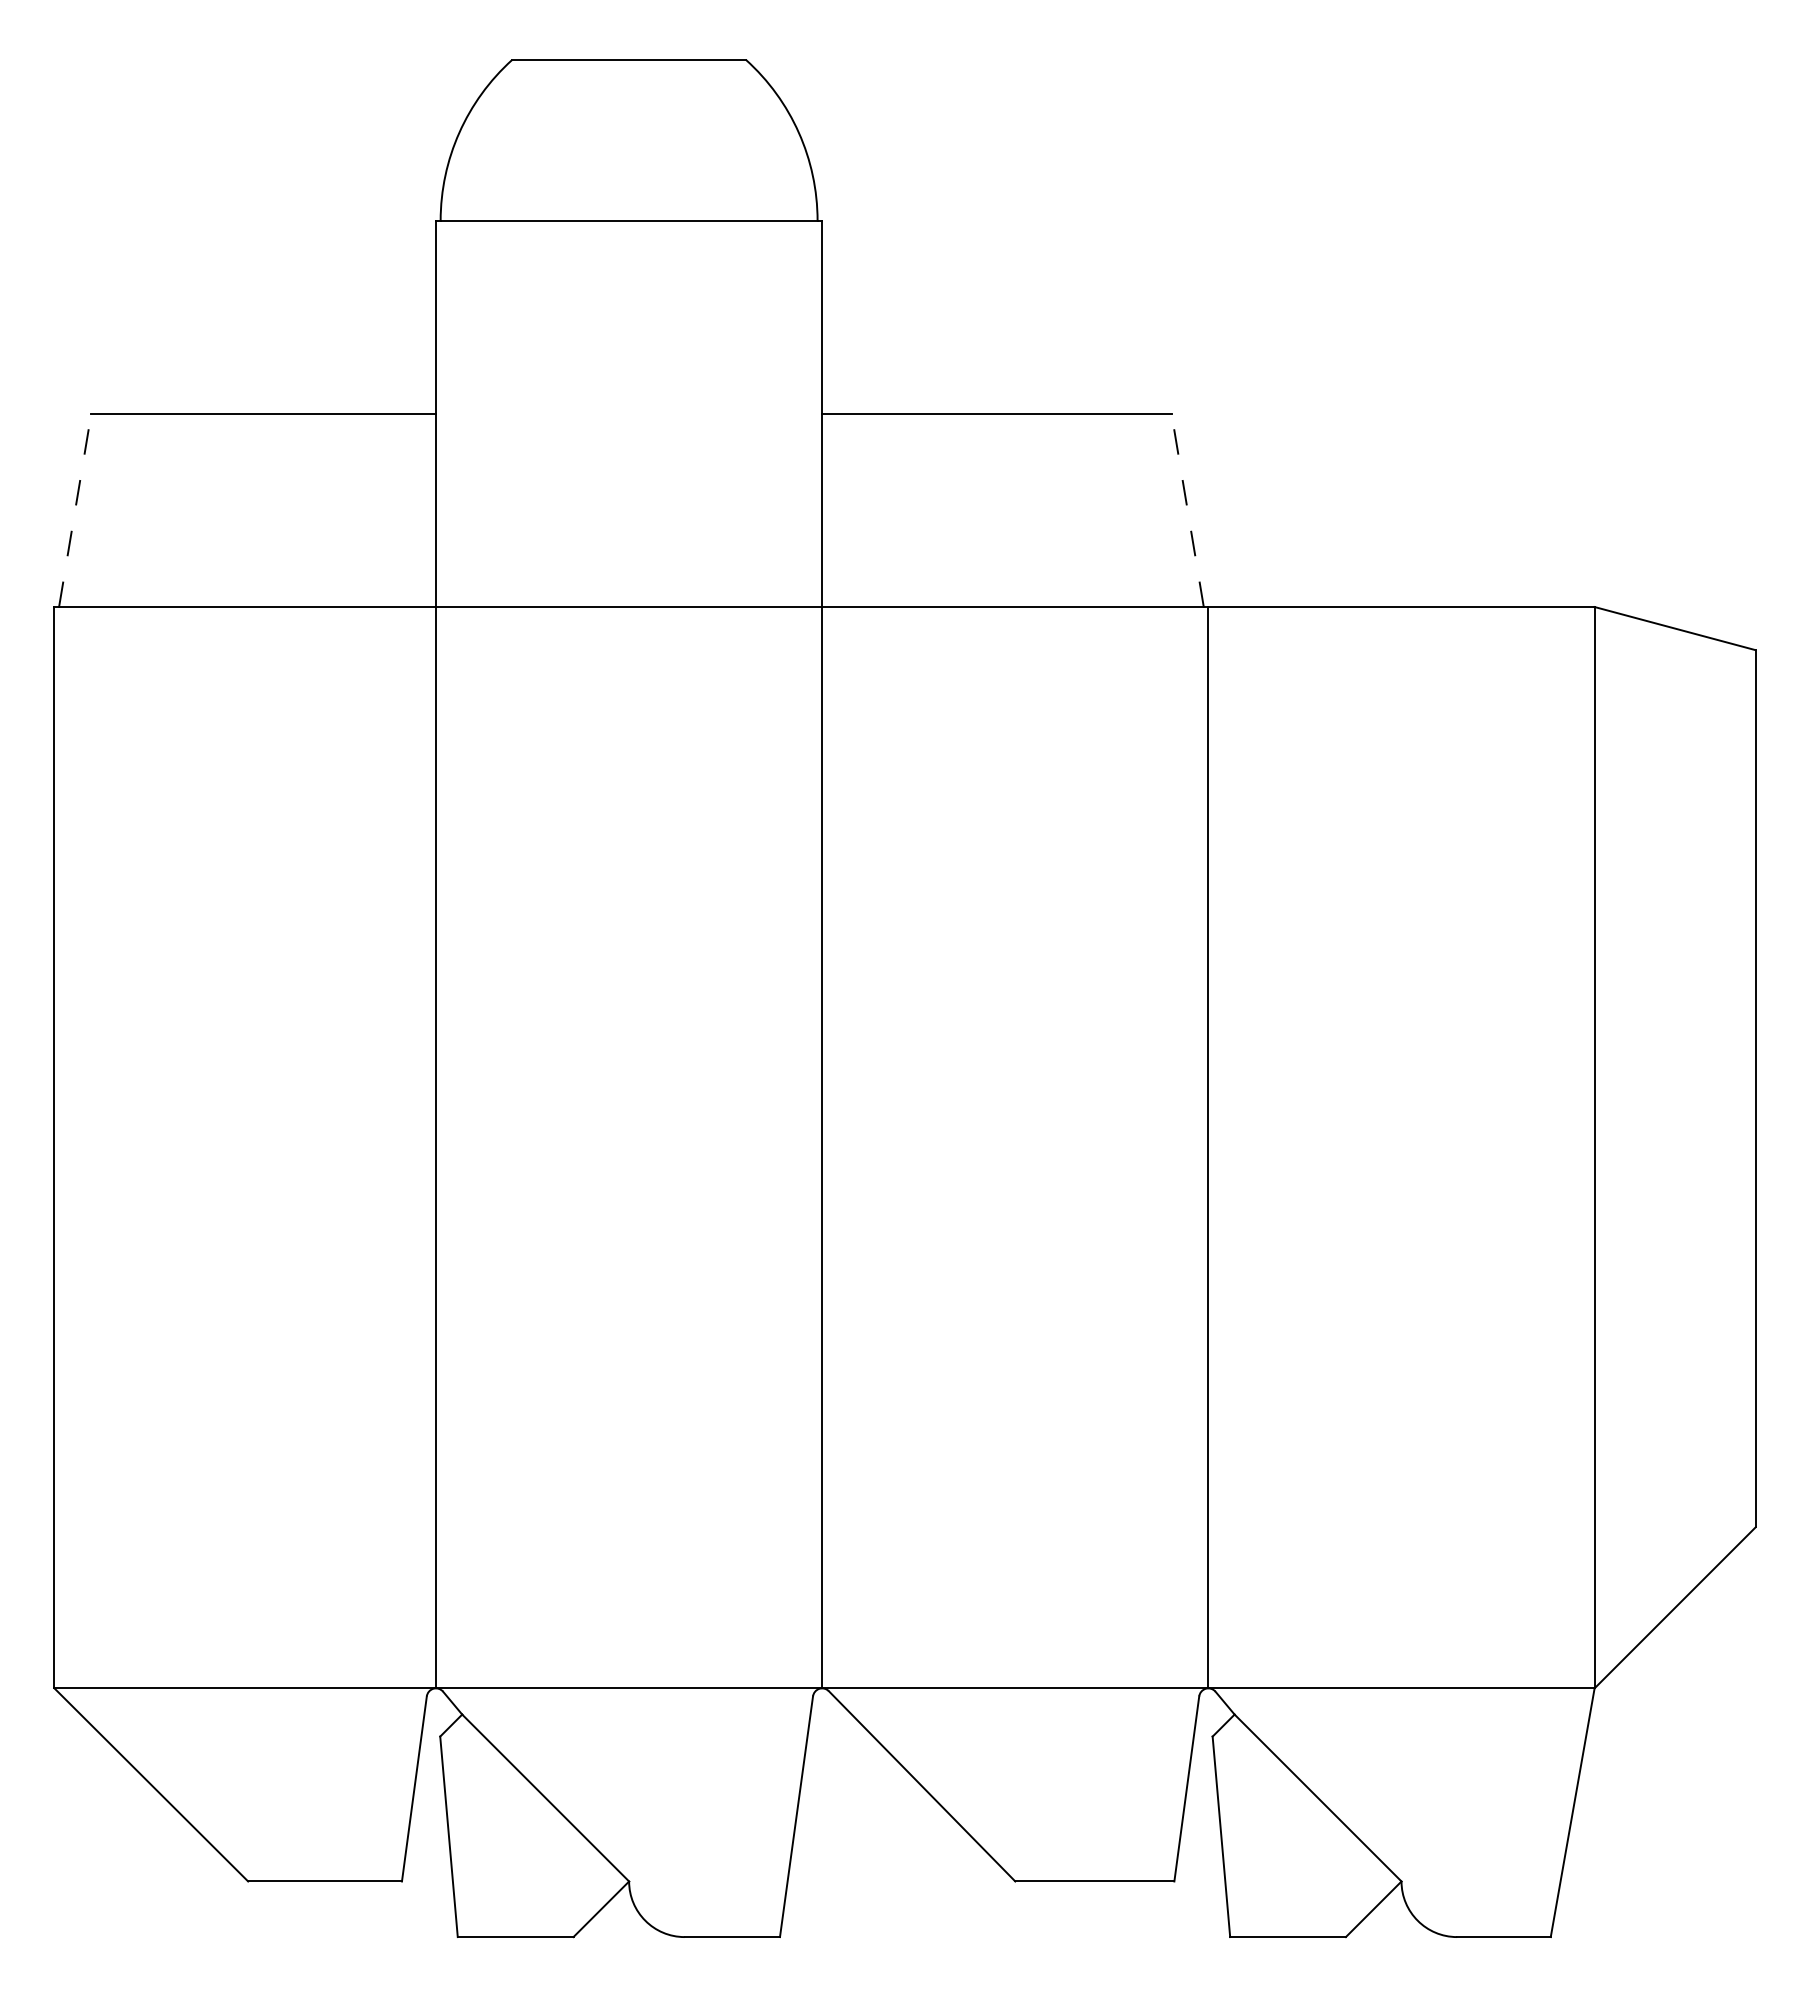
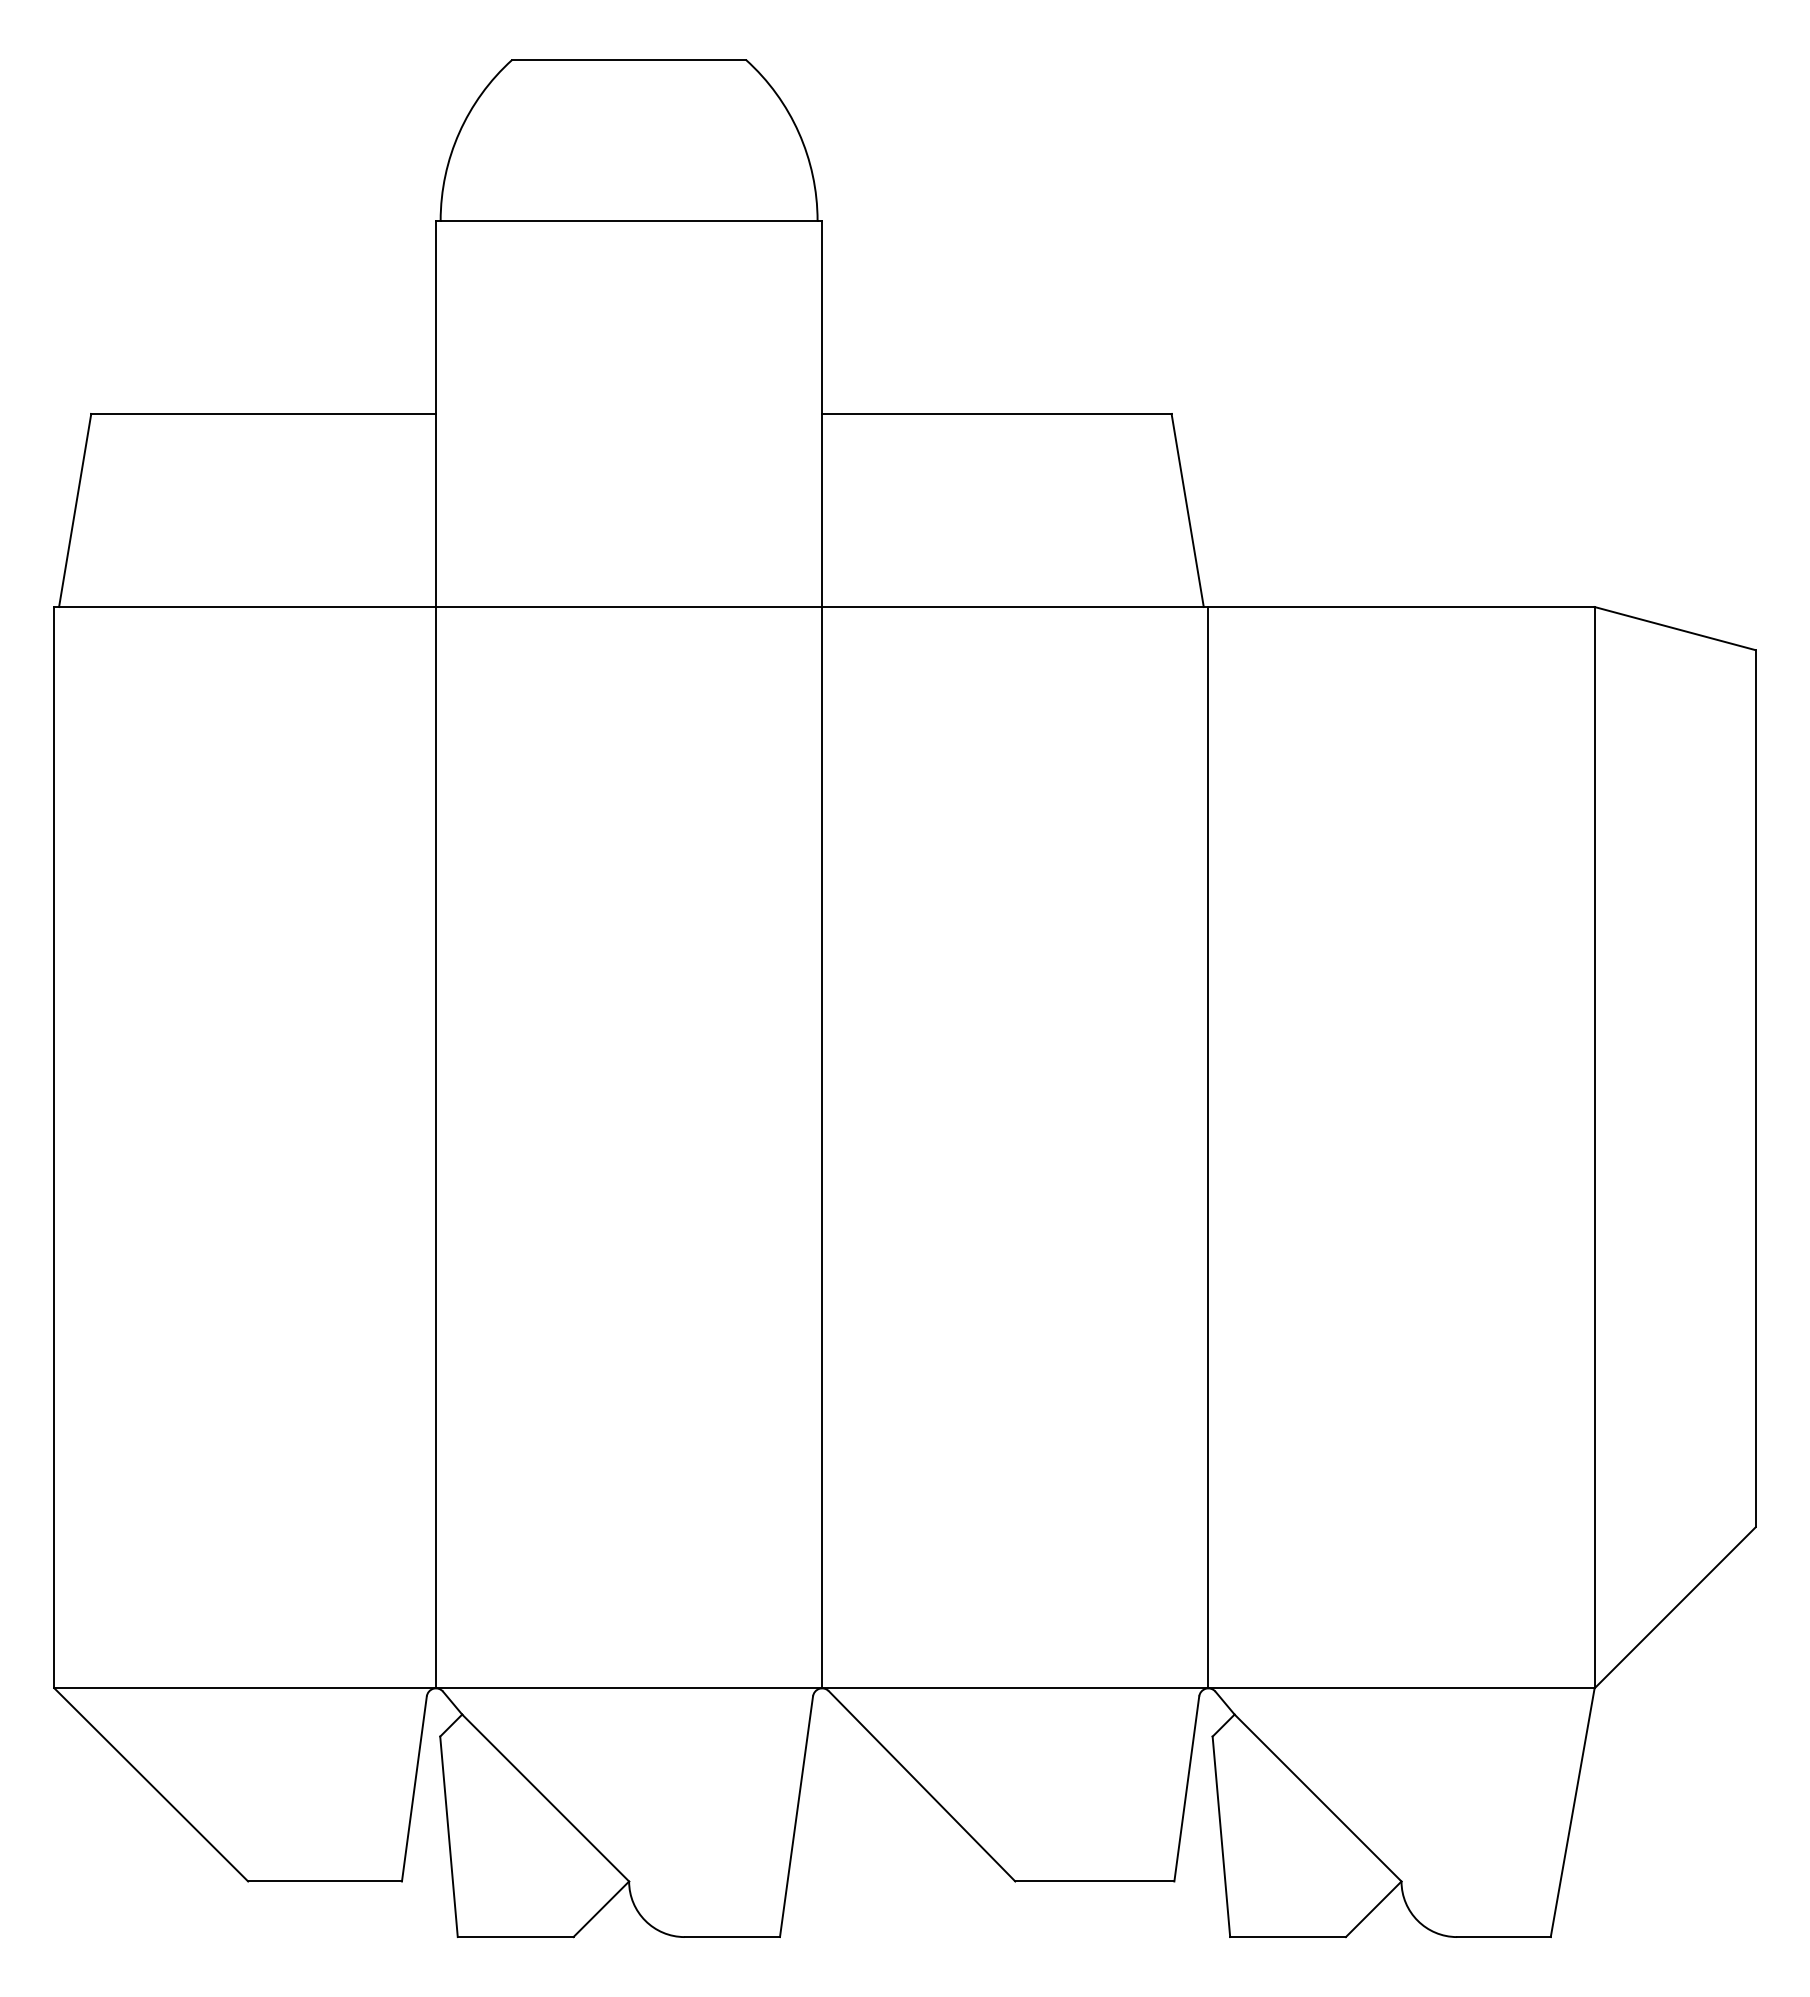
line: dashed -> solid (75, 510)
line: dashed -> solid (1187, 510)
